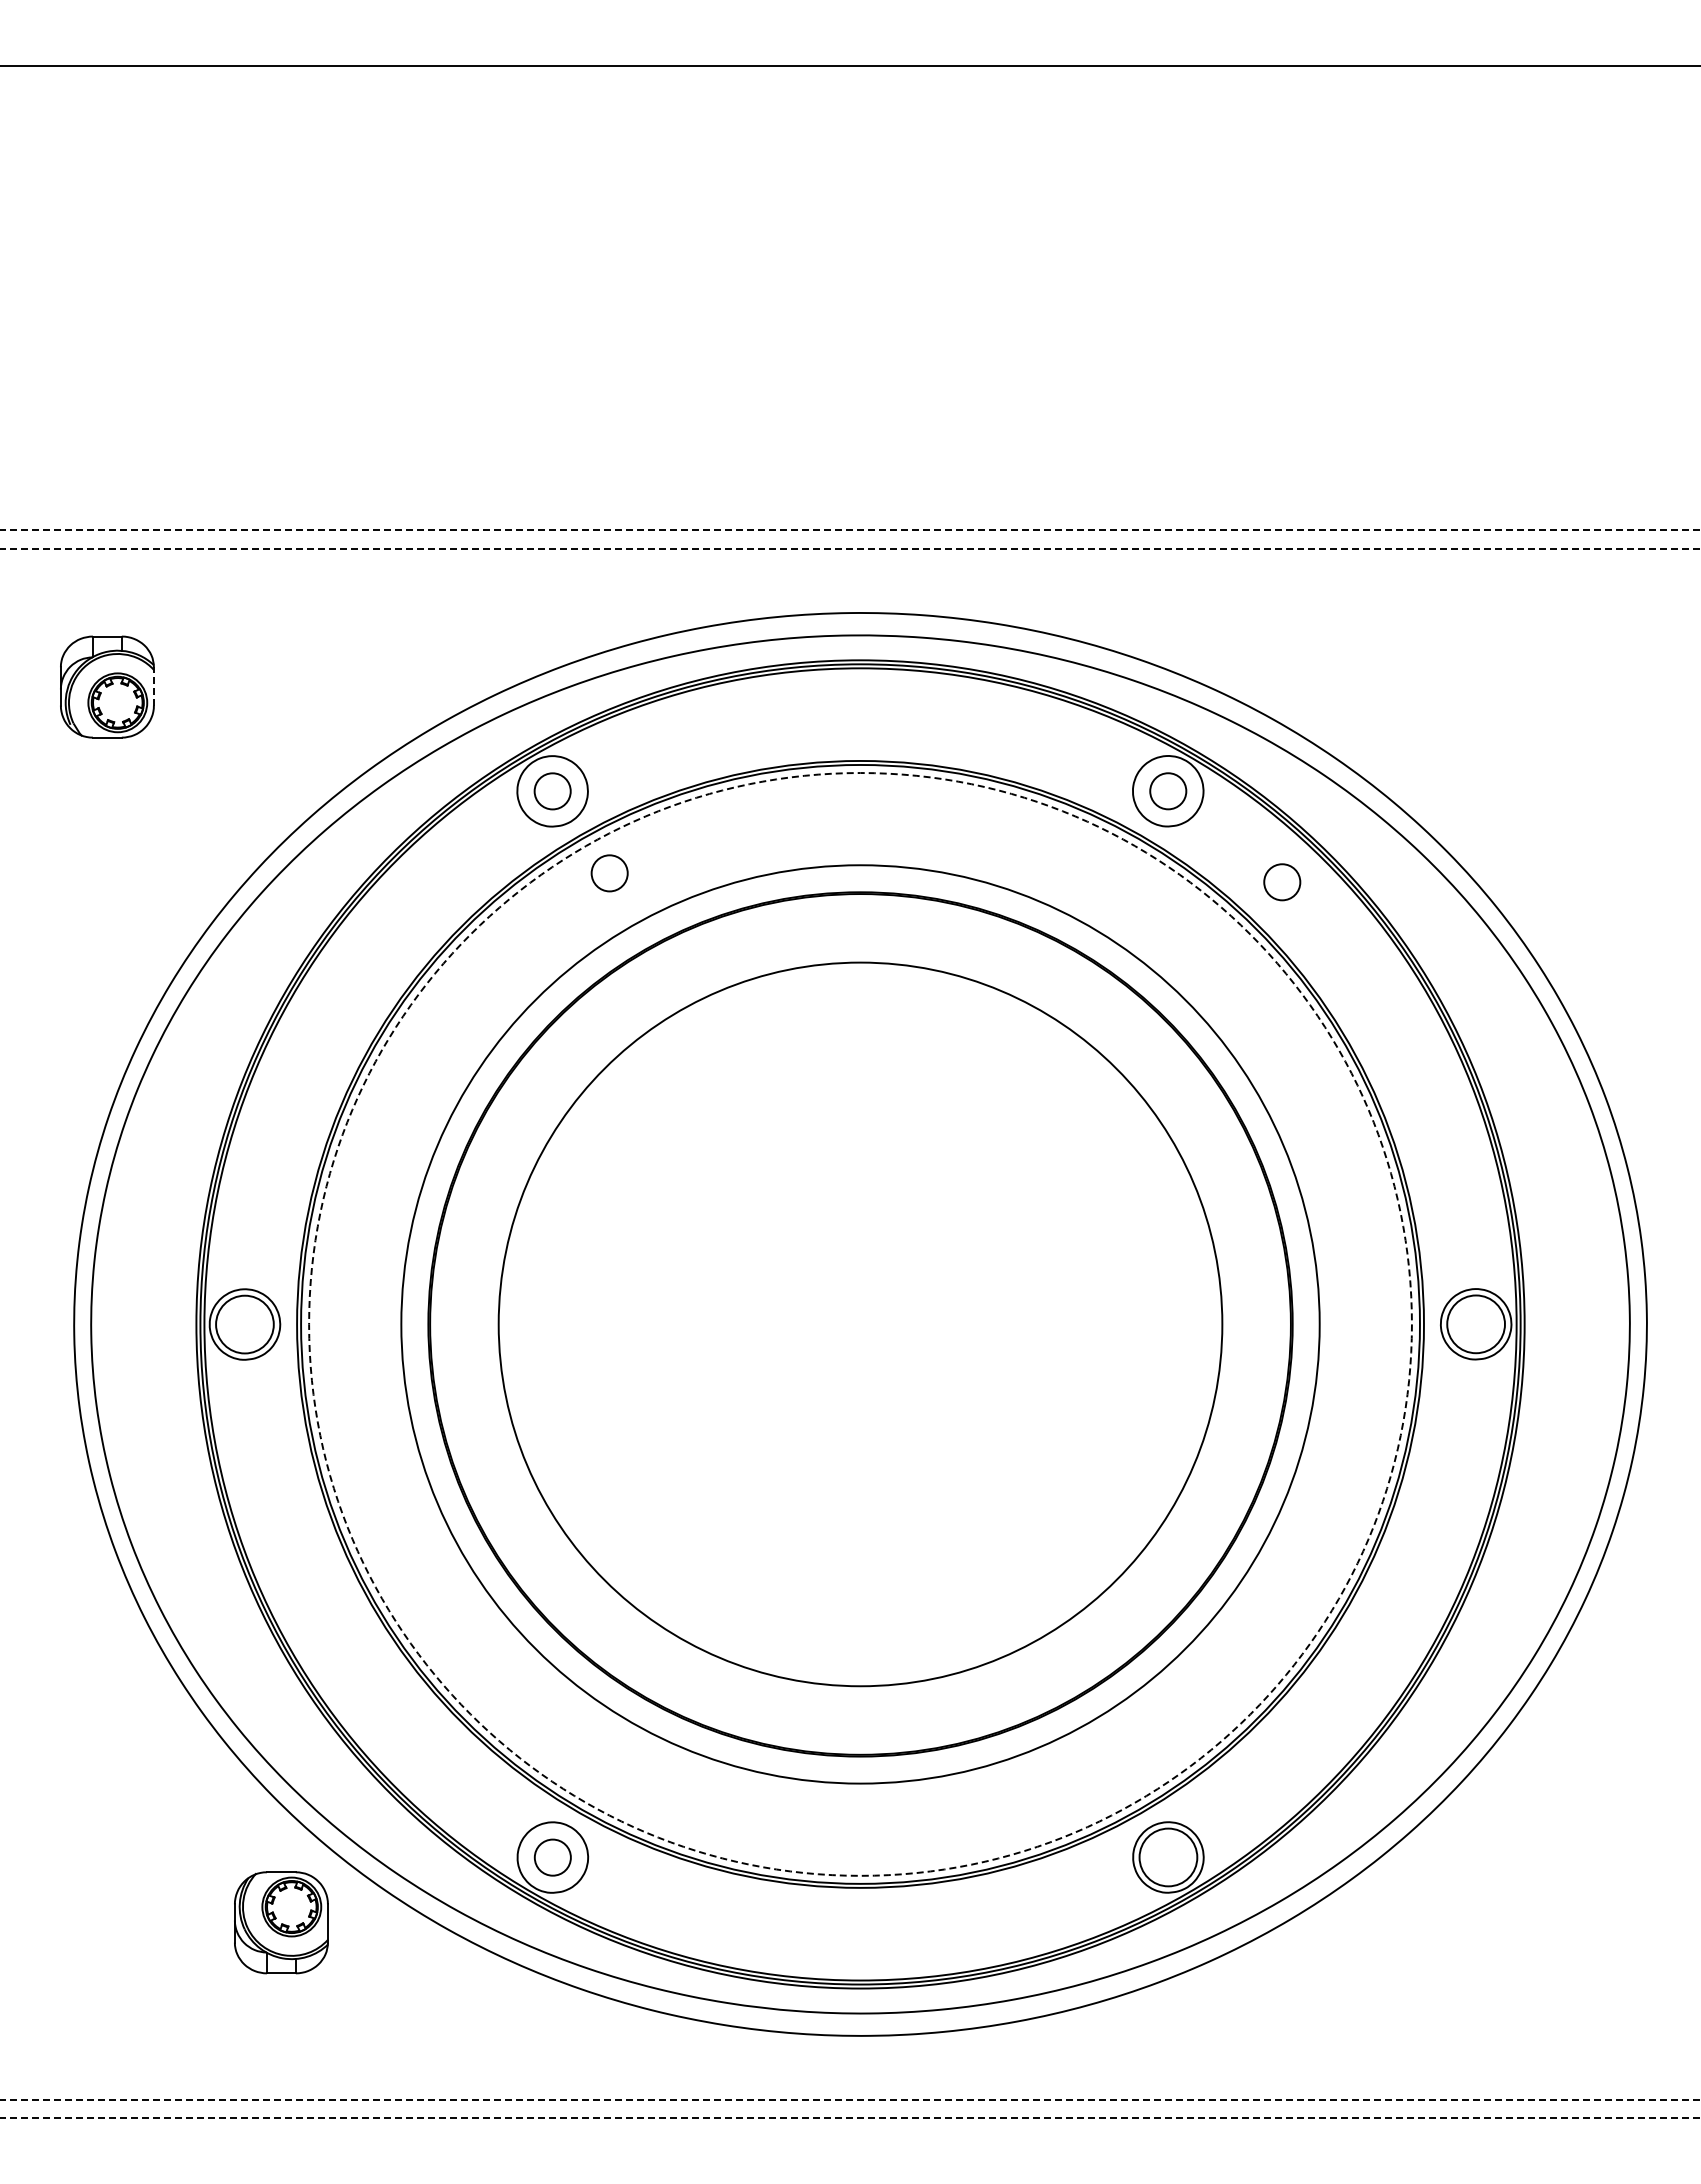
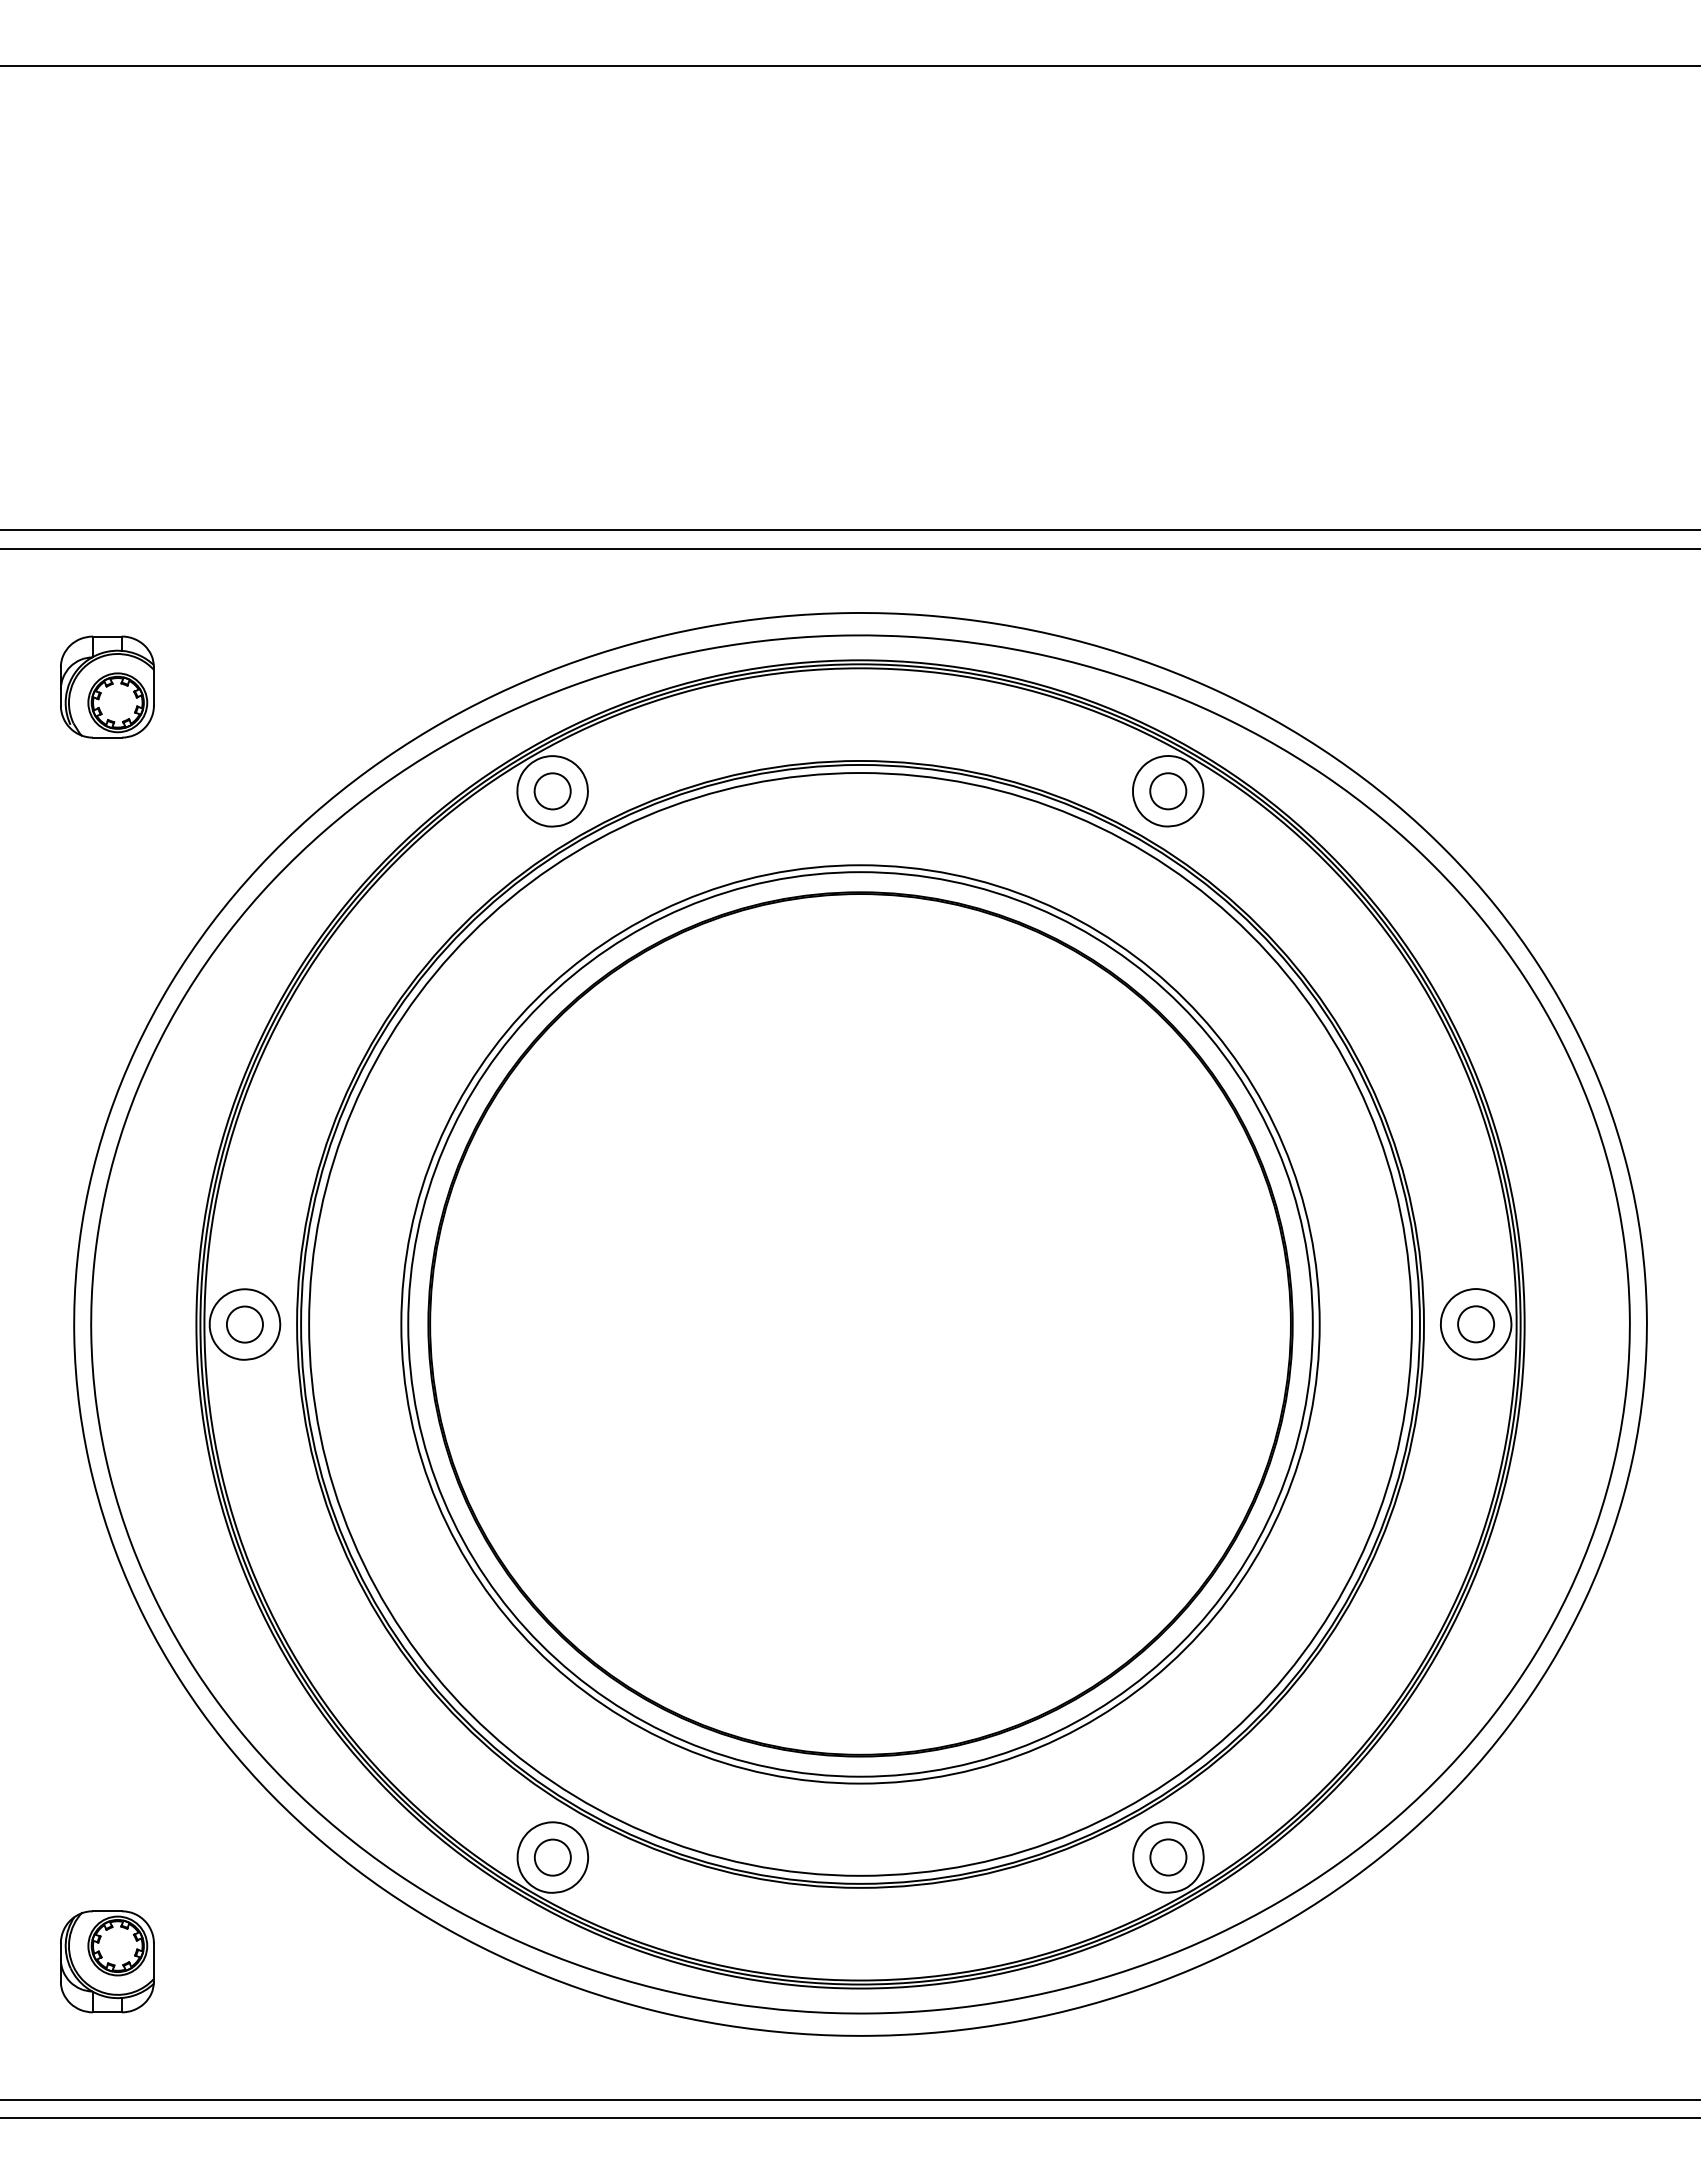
line: dashed -> solid (850, 530)
line: dashed -> solid (850, 548)
line: dashed -> solid (153, 685)
circle: present -> none (609, 873)
circle: present -> none (1282, 882)
circle diameter: 58 px -> 36 px (244, 1324)
circle diameter: 724 px -> 905 px (860, 1324)
circle: dashed -> solid (860, 1324)
circle diameter: 58 px -> 36 px (1476, 1324)
circle diameter: 58 px -> 36 px (1168, 1857)
part position: (281, 1922) -> (107, 1961) (107, 1961)
line: dashed -> solid (850, 2100)
line: dashed -> solid (850, 2118)
